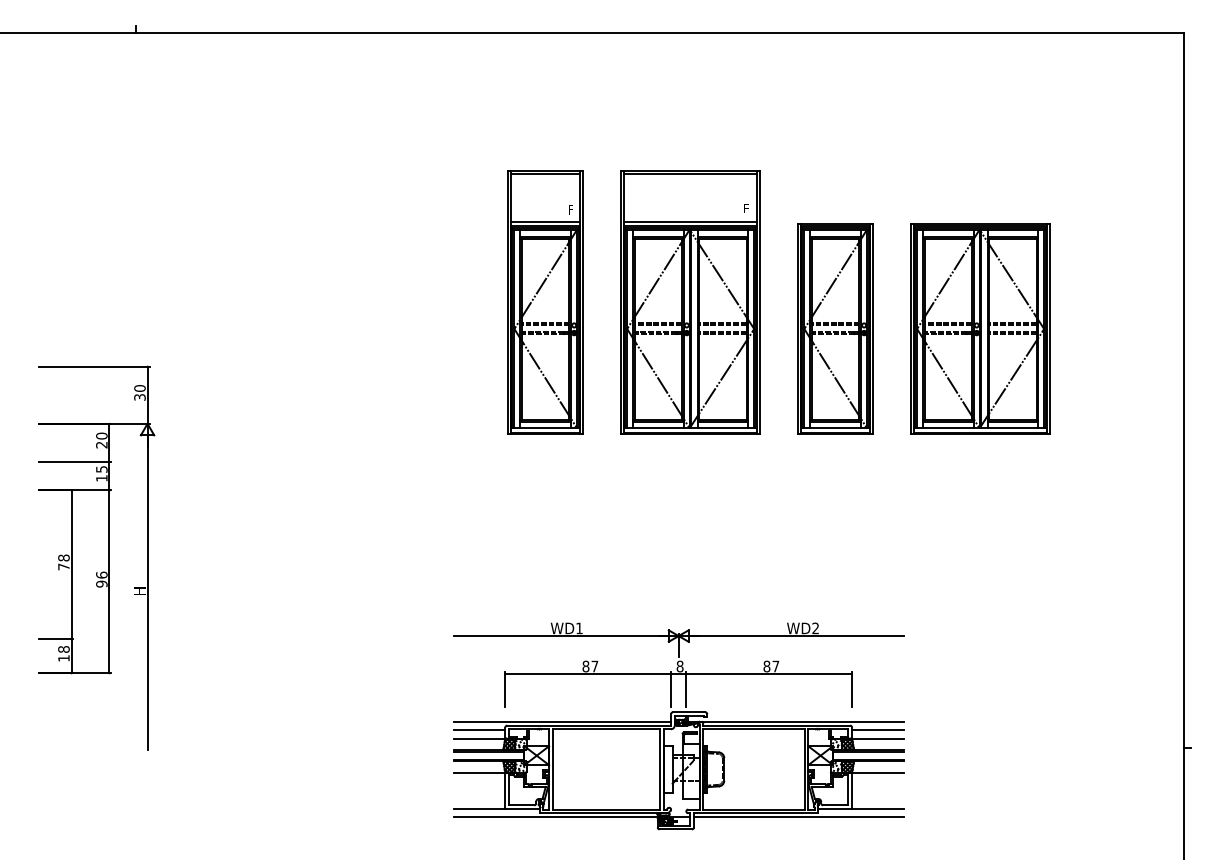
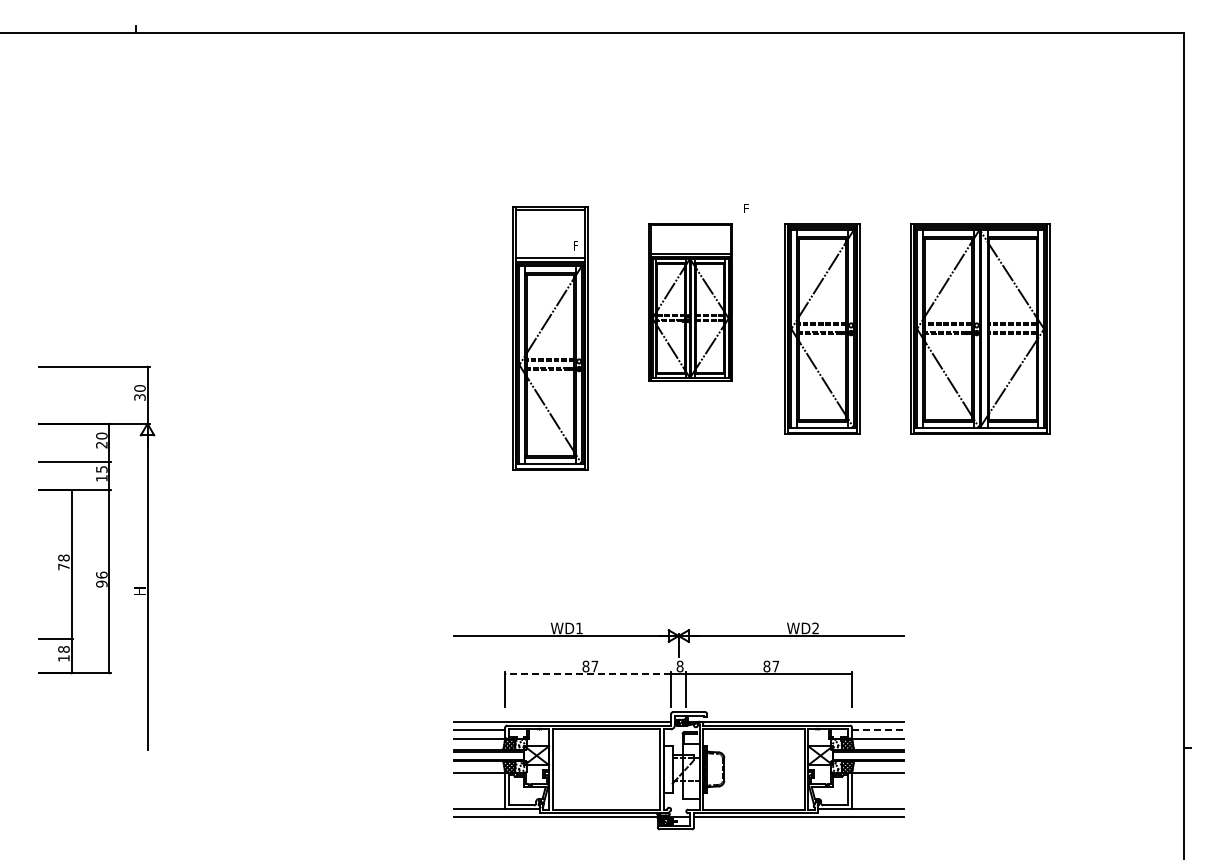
part position: (545, 302) -> (550, 338) (550, 338)
part size: 141x265 px -> 85x159 px (690, 302)
part position: (835, 328) -> (822, 328) (822, 328)
line: solid -> dashed (588, 674)
line: solid -> dashed (877, 729)
